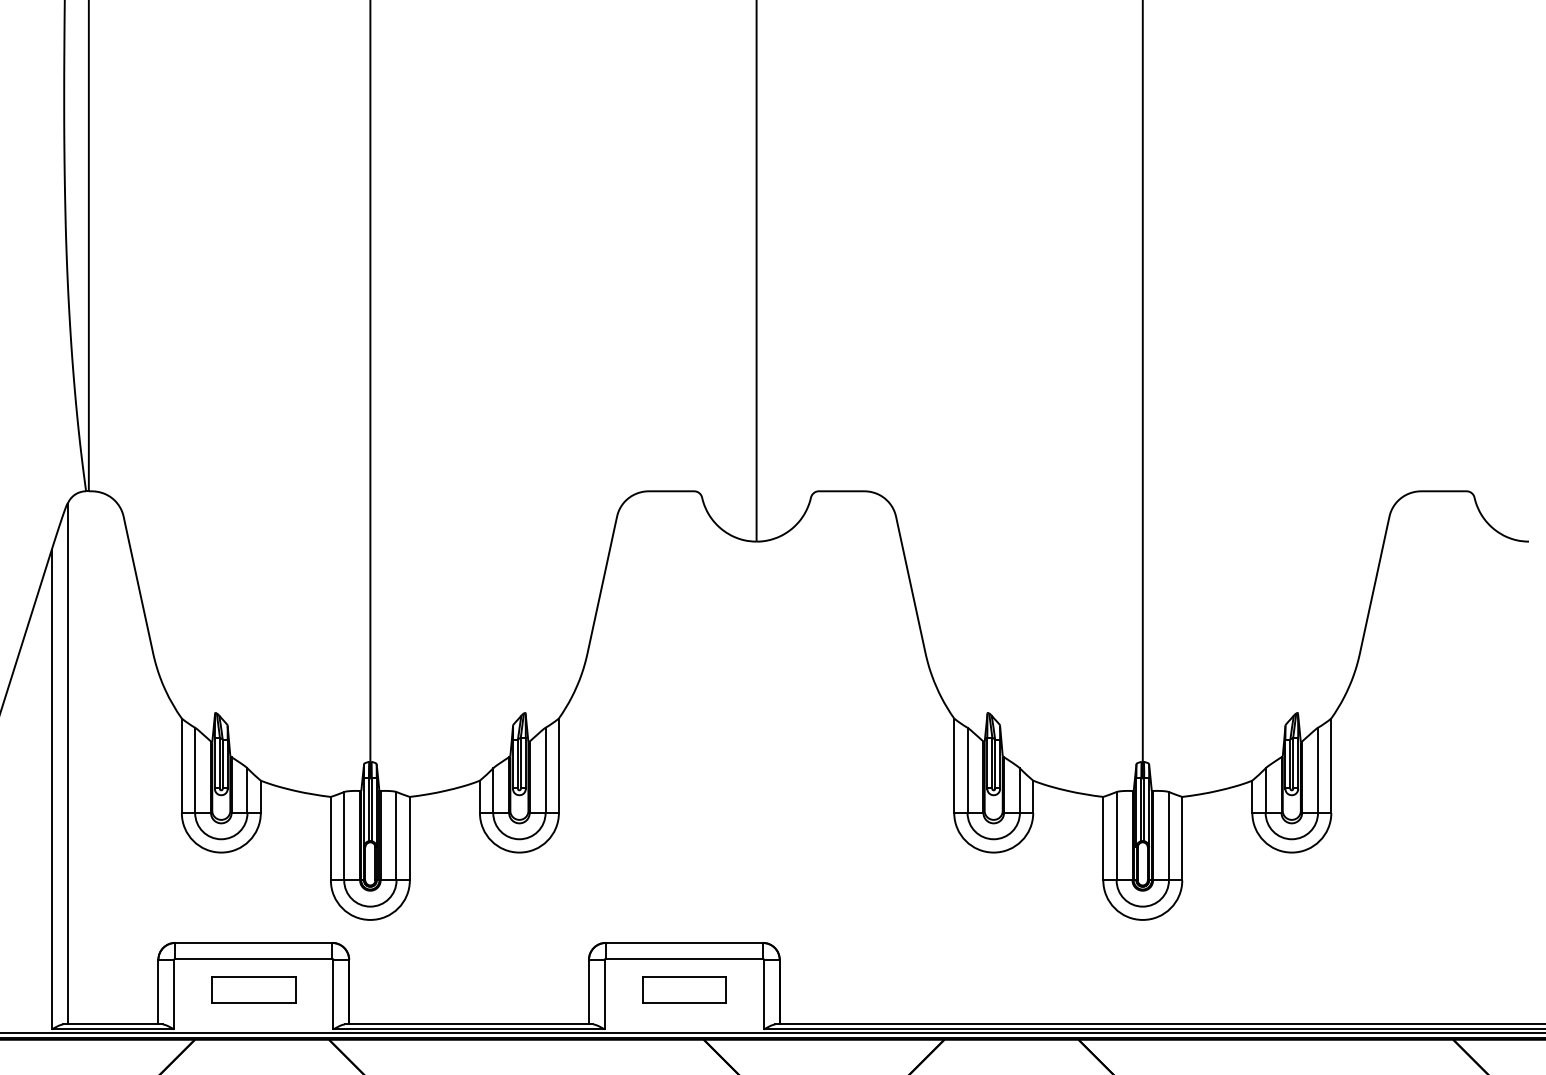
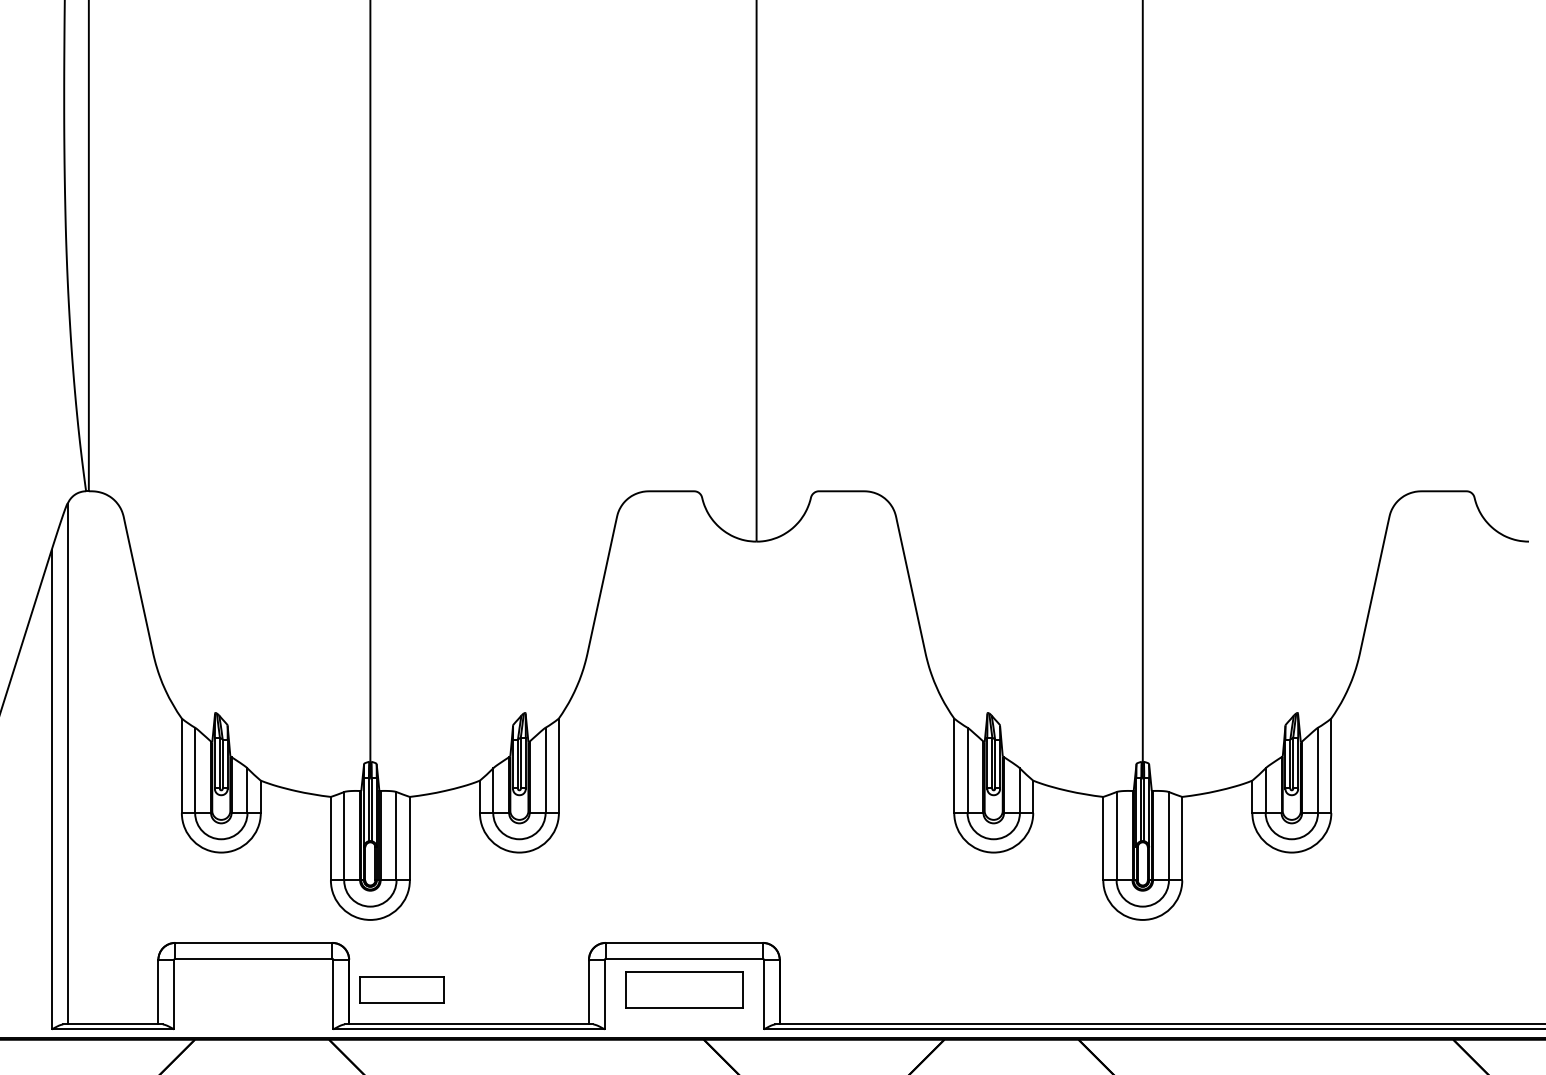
part position: (253, 989) -> (401, 989) (401, 989)
part size: 85x28 px -> 119x38 px (684, 989)
line: present -> none (772, 1032)
